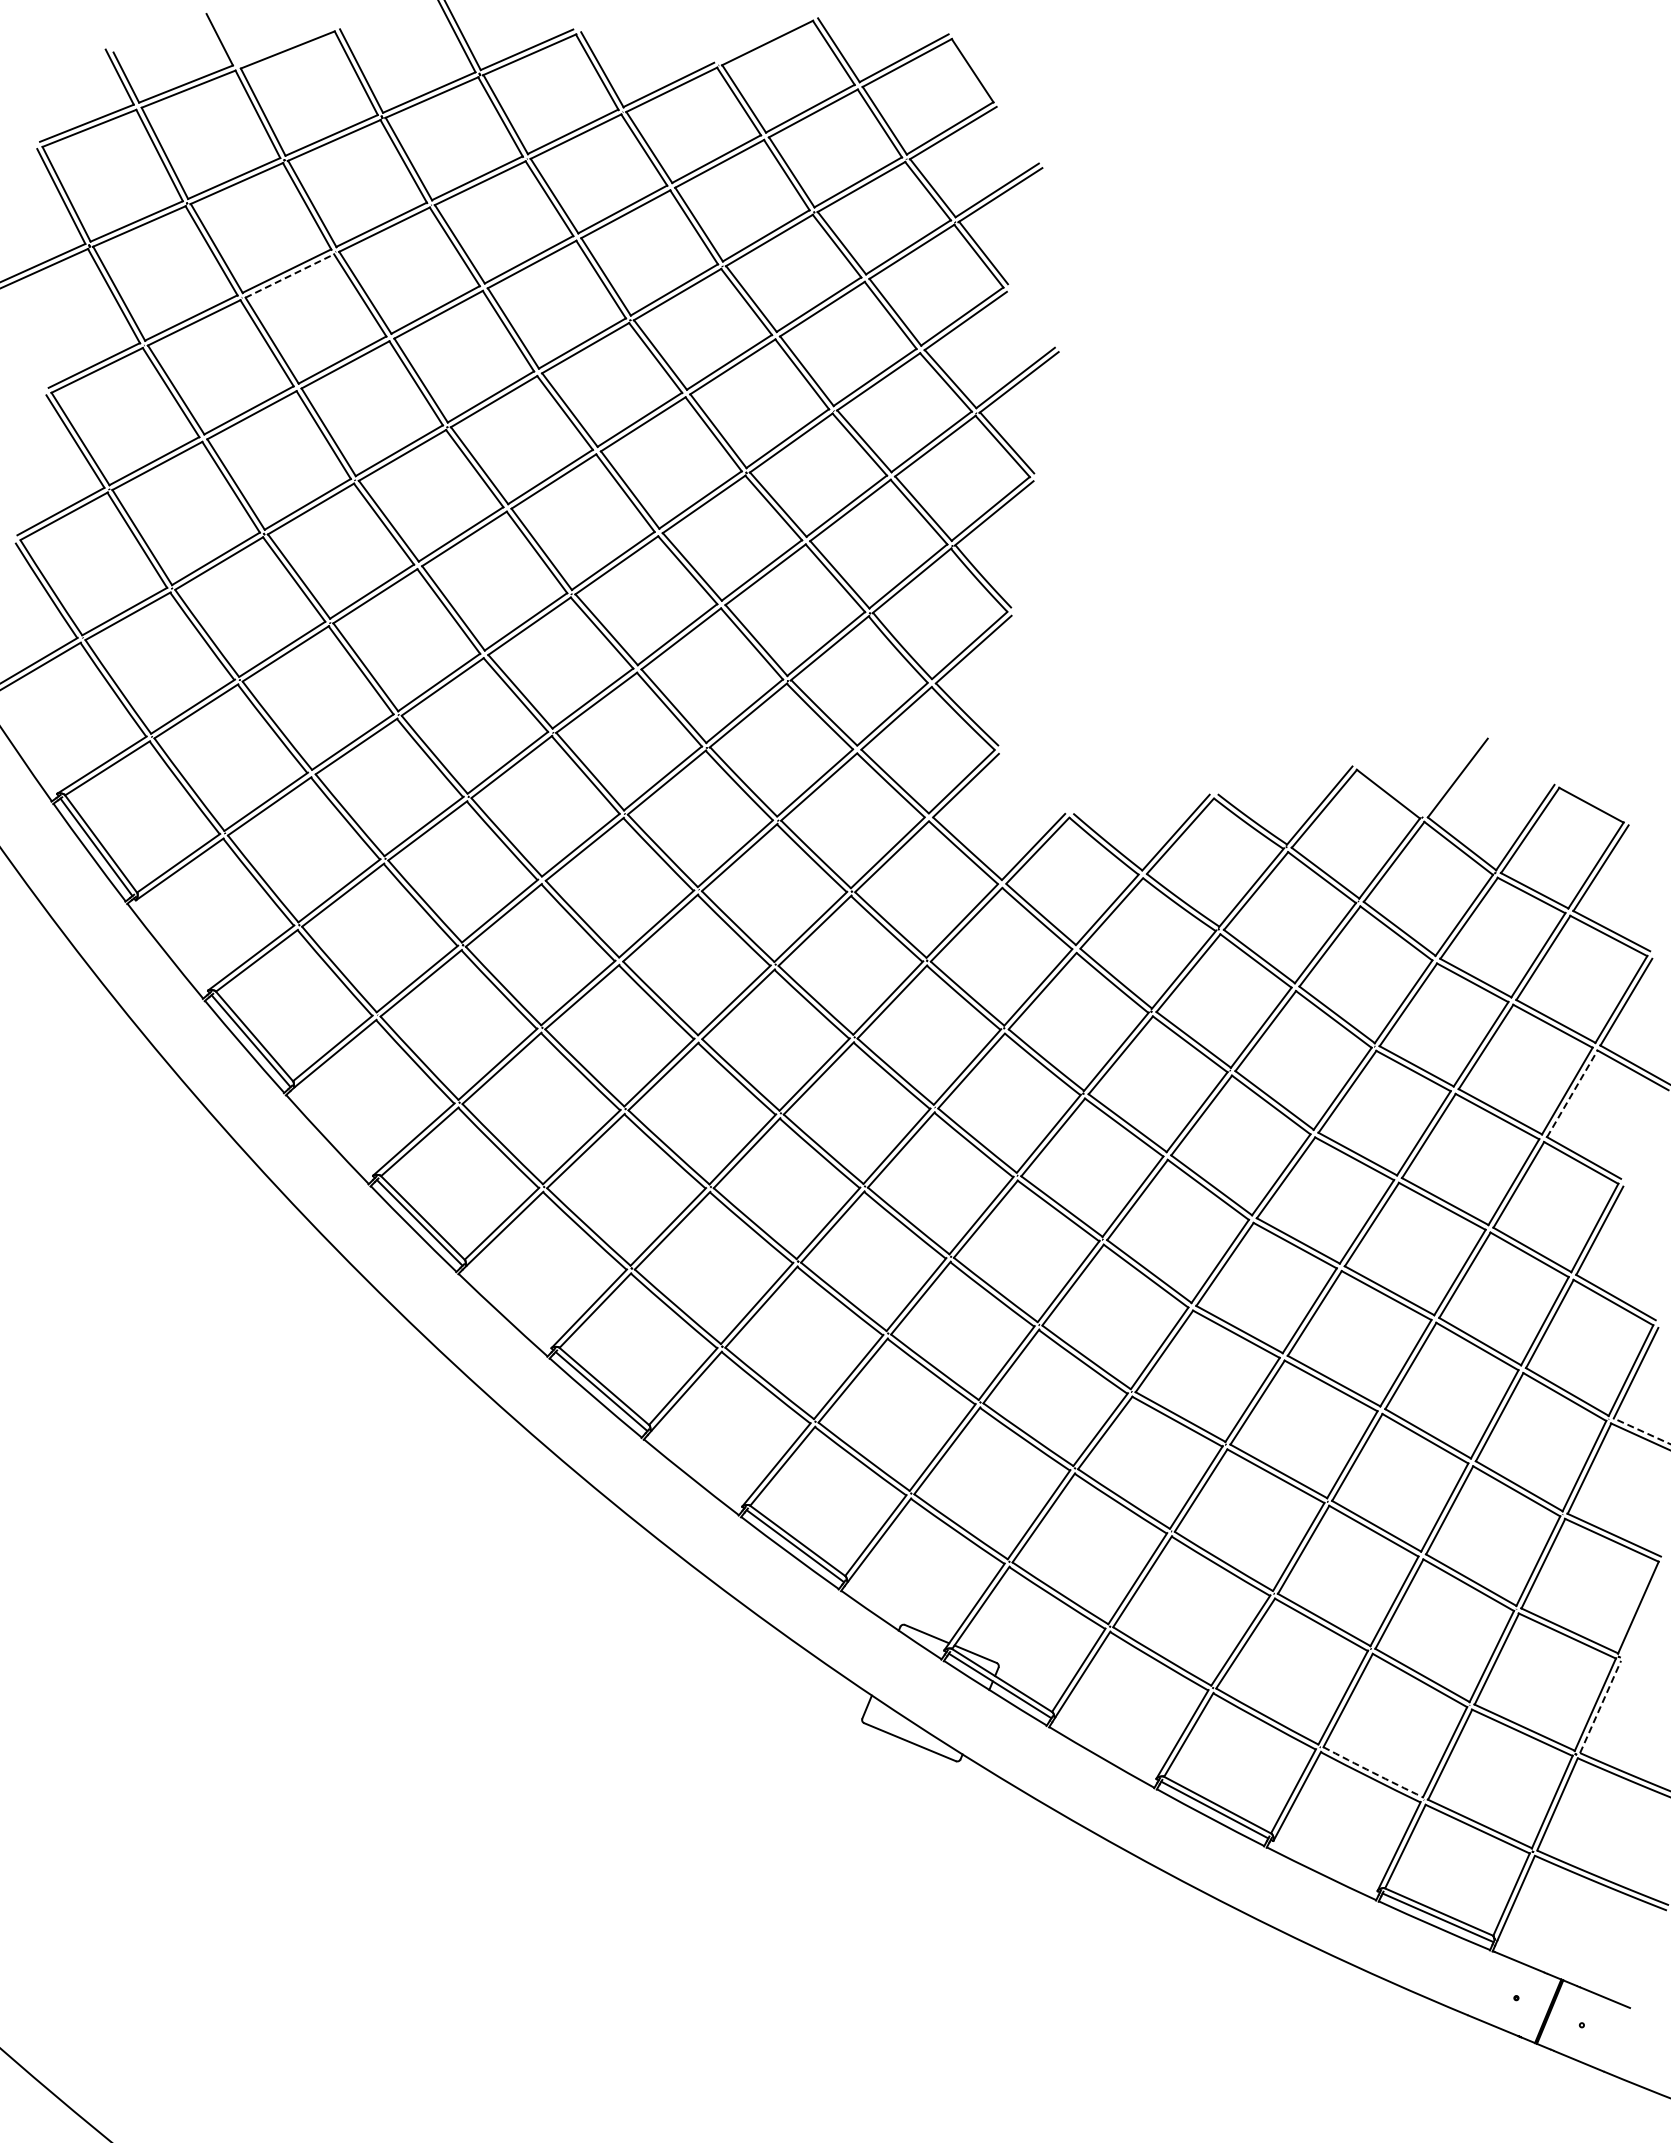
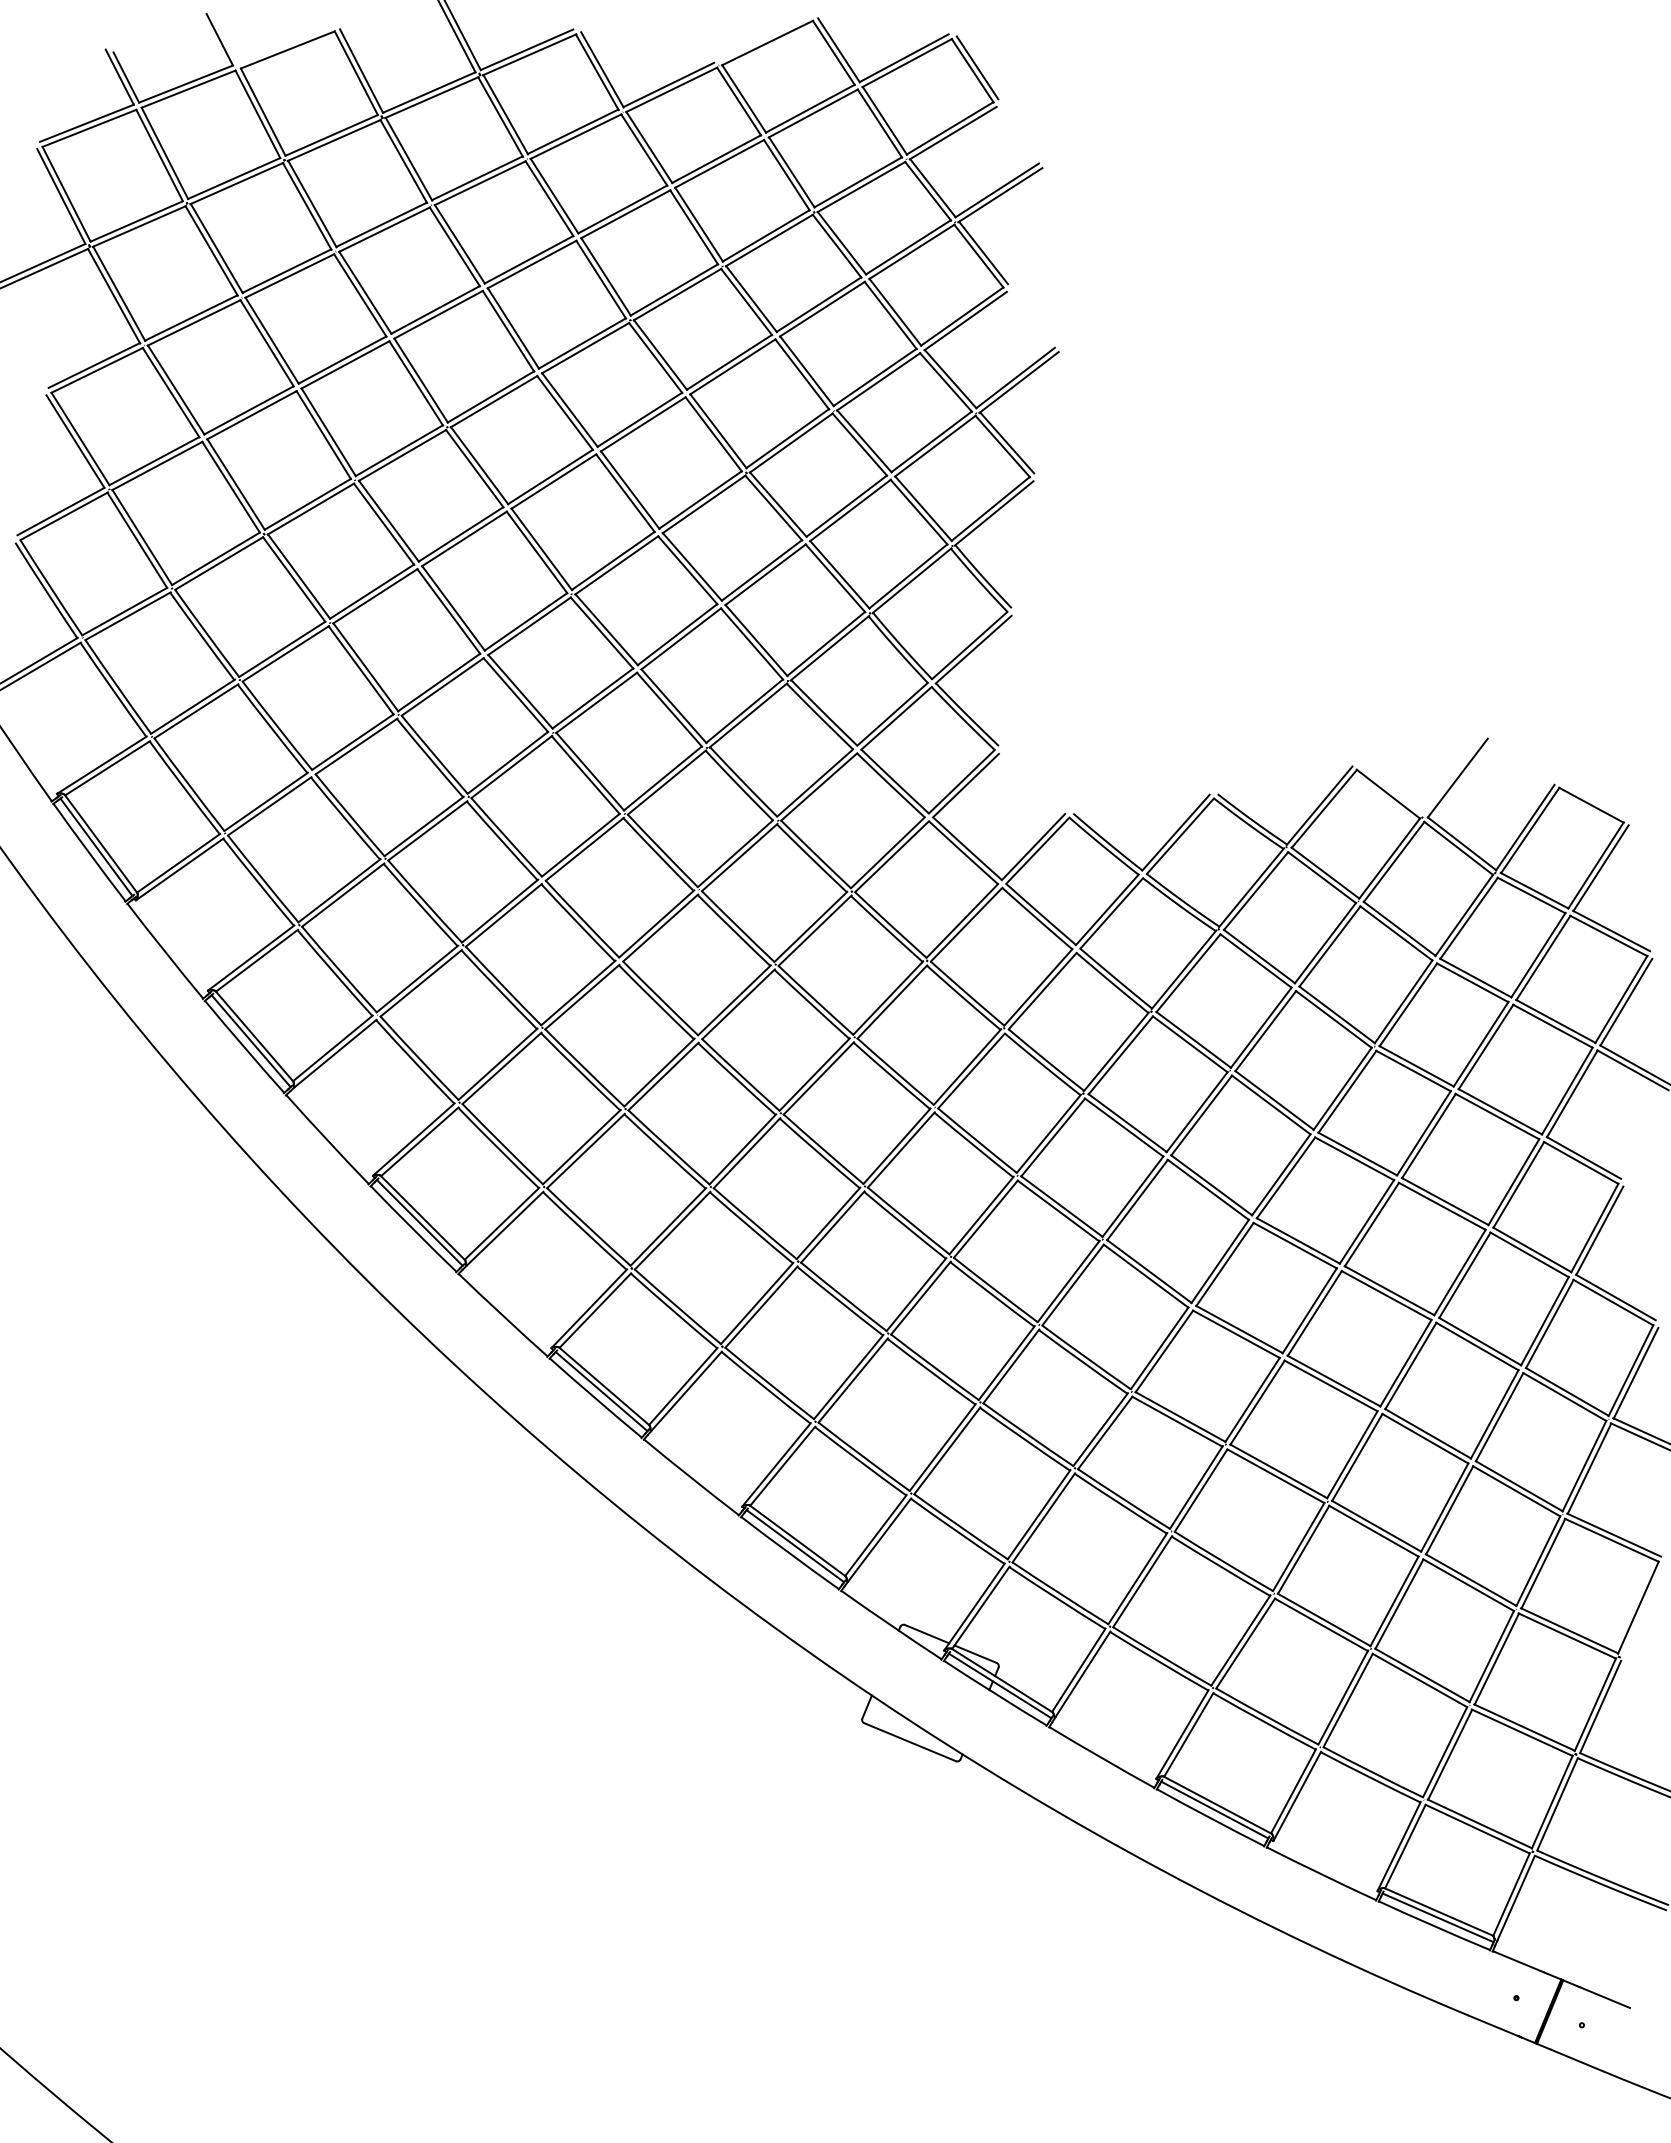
line: none -> present (977, 67)
line: dashed -> solid (289, 276)
line: dashed -> solid (1572, 1093)
line: dashed -> solid (1641, 1430)
line: dashed -> solid (1600, 1706)
arc: dashed -> solid (1372, 1772)
